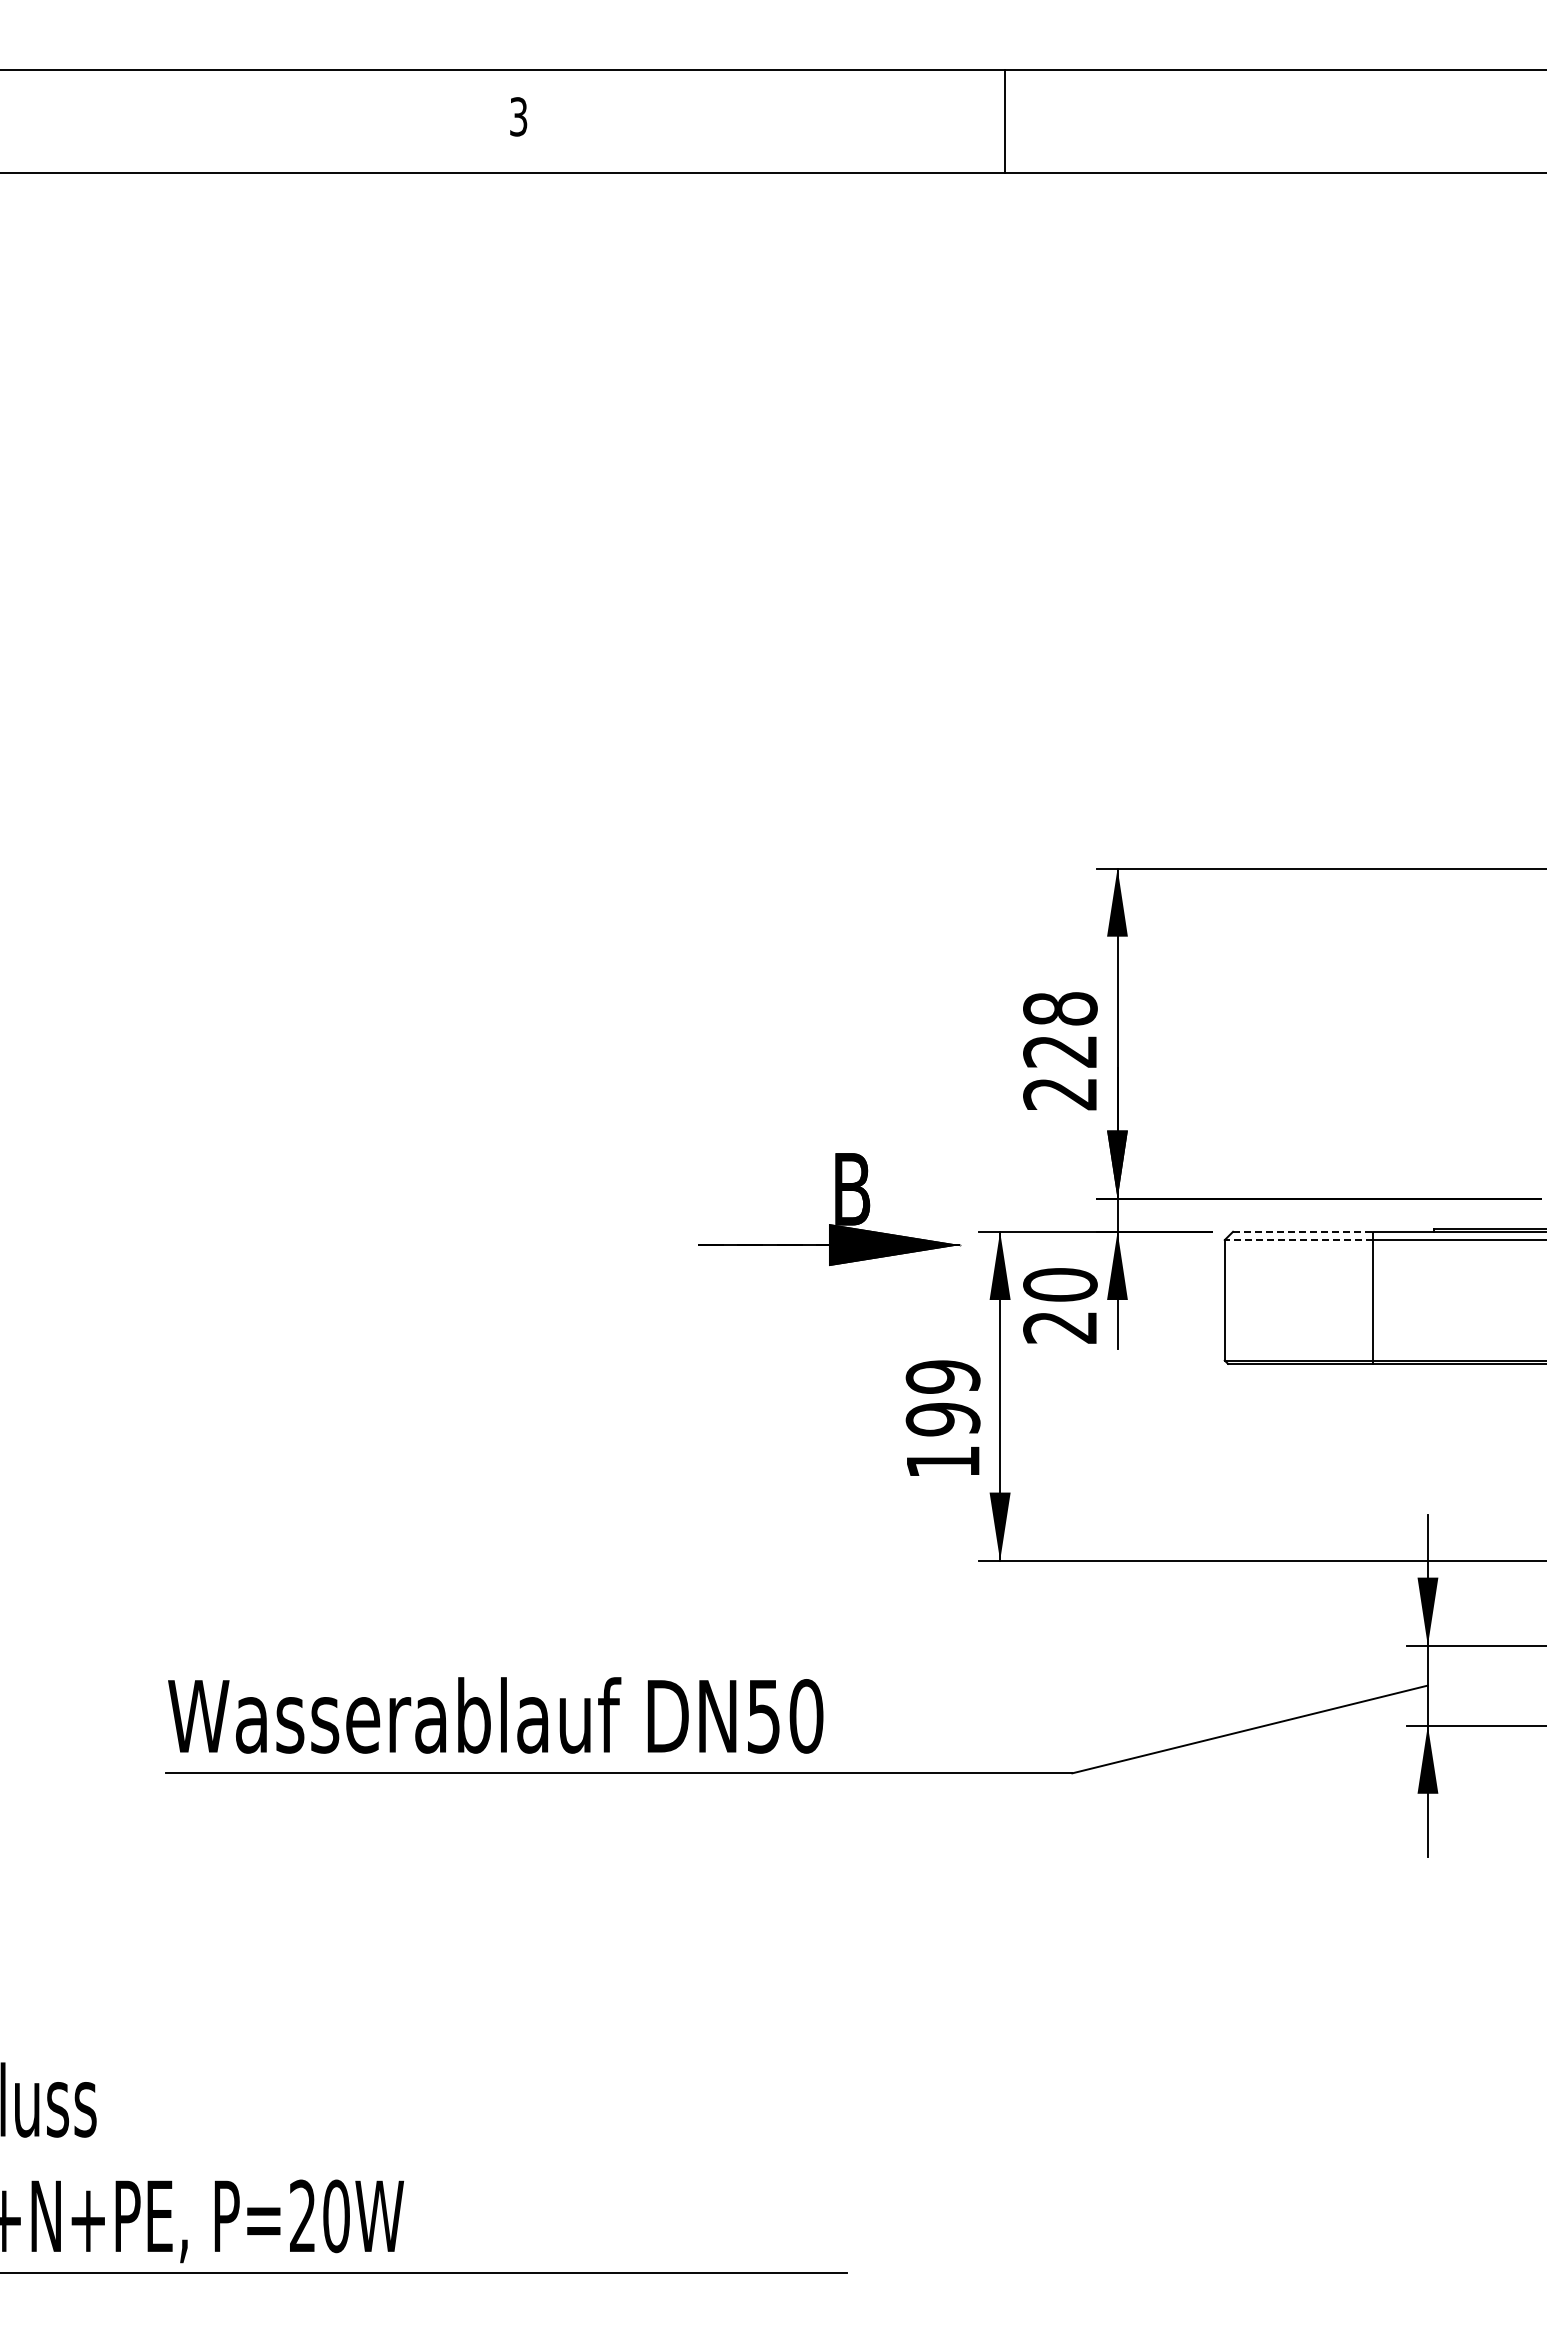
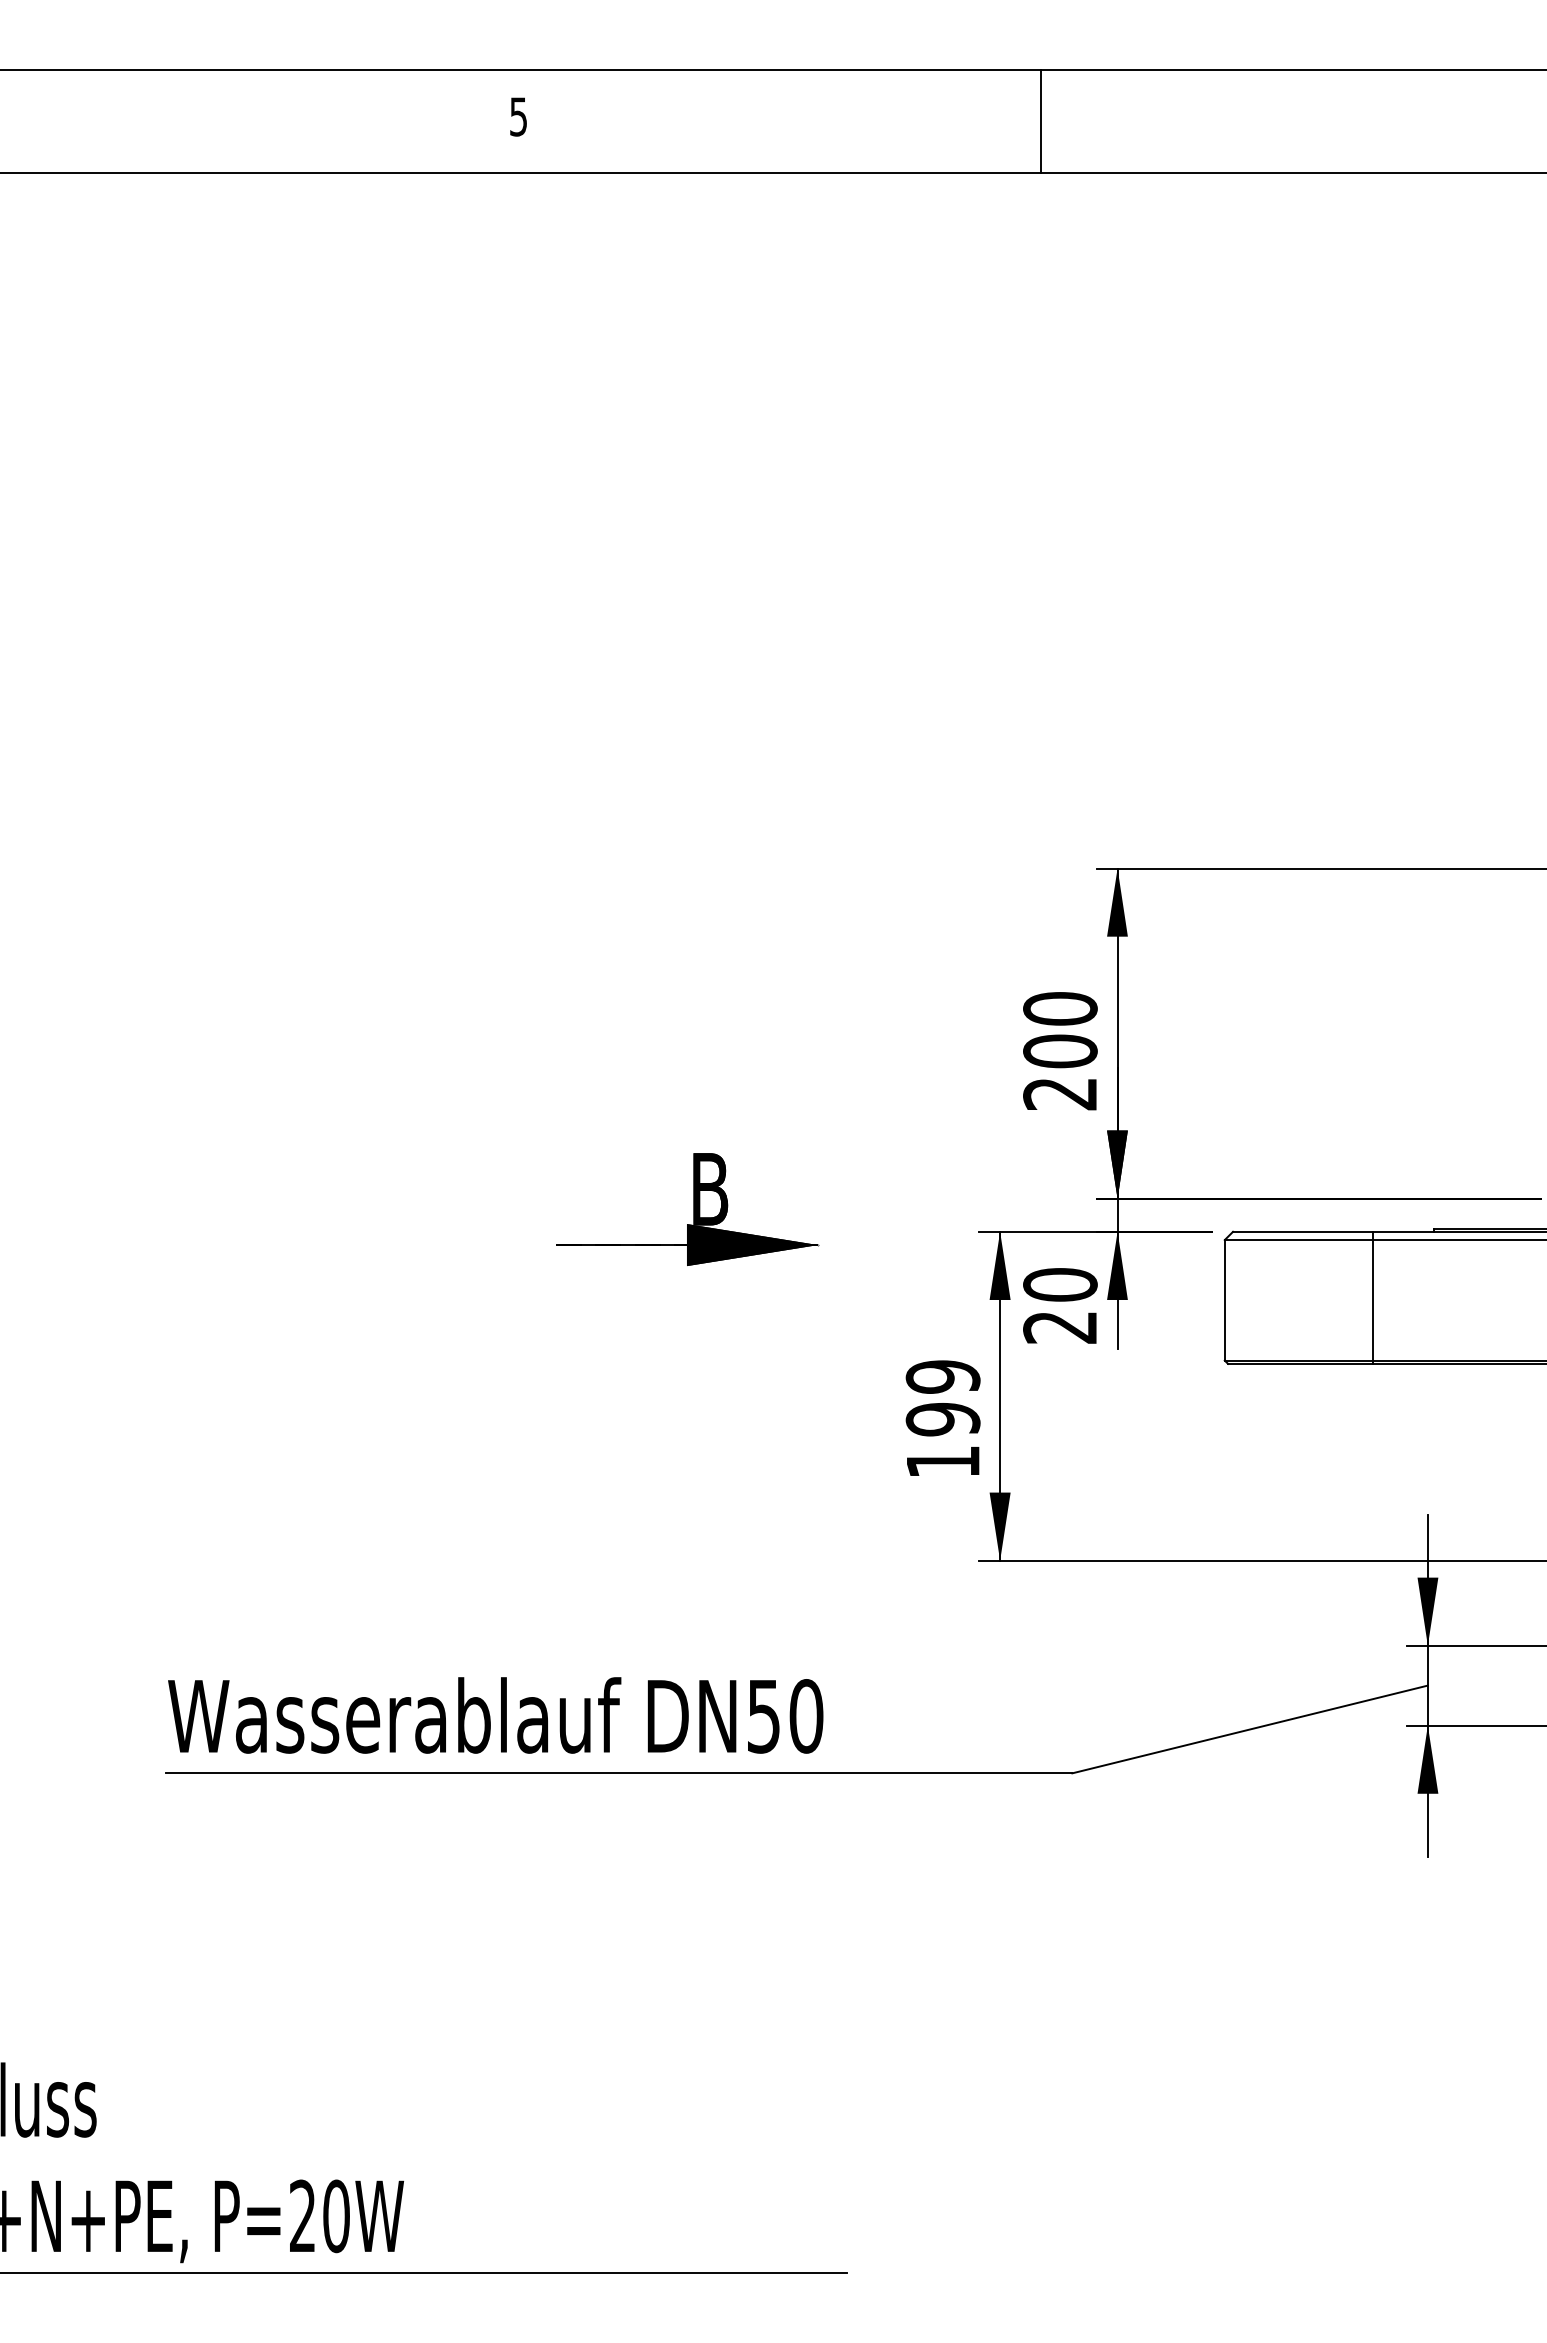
text: 3 -> 5 (518, 116)
line position: (1004, 121) -> (1040, 121) (1040, 121)
text: 228 -> 200 (1060, 1030)
part position: (829, 1209) -> (687, 1209) (687, 1209)
line: dashed -> solid (1303, 1231)
line: dashed -> solid (1298, 1240)
